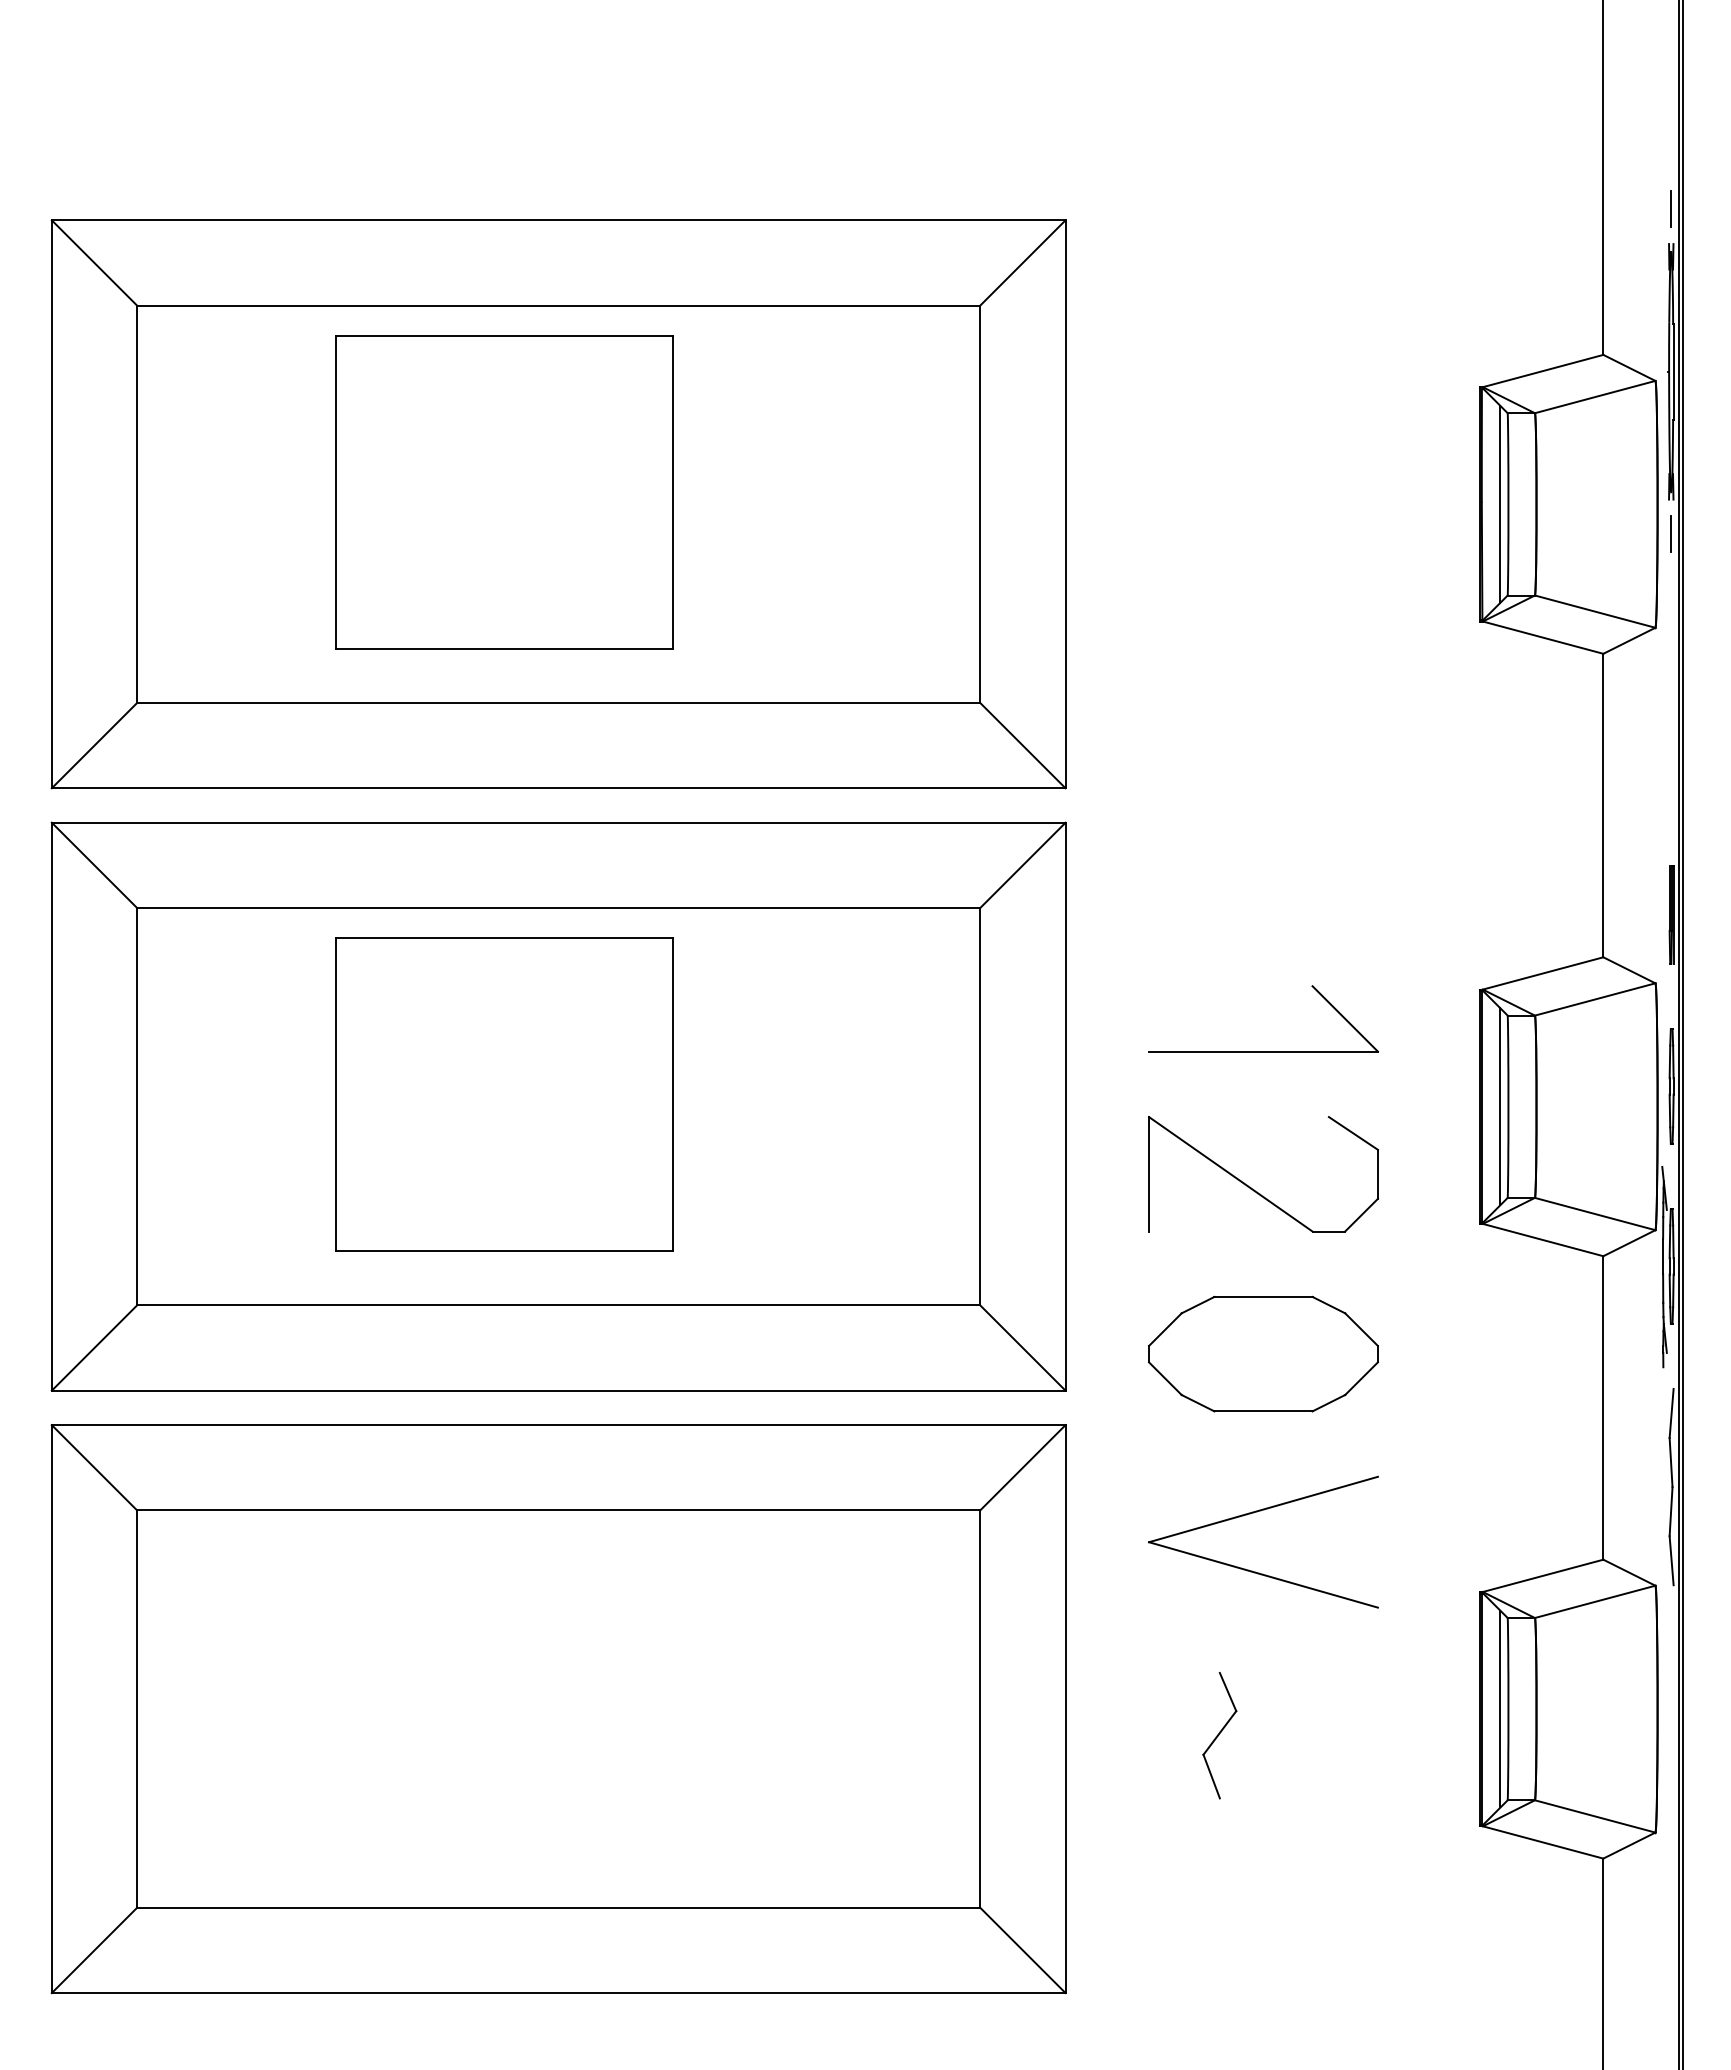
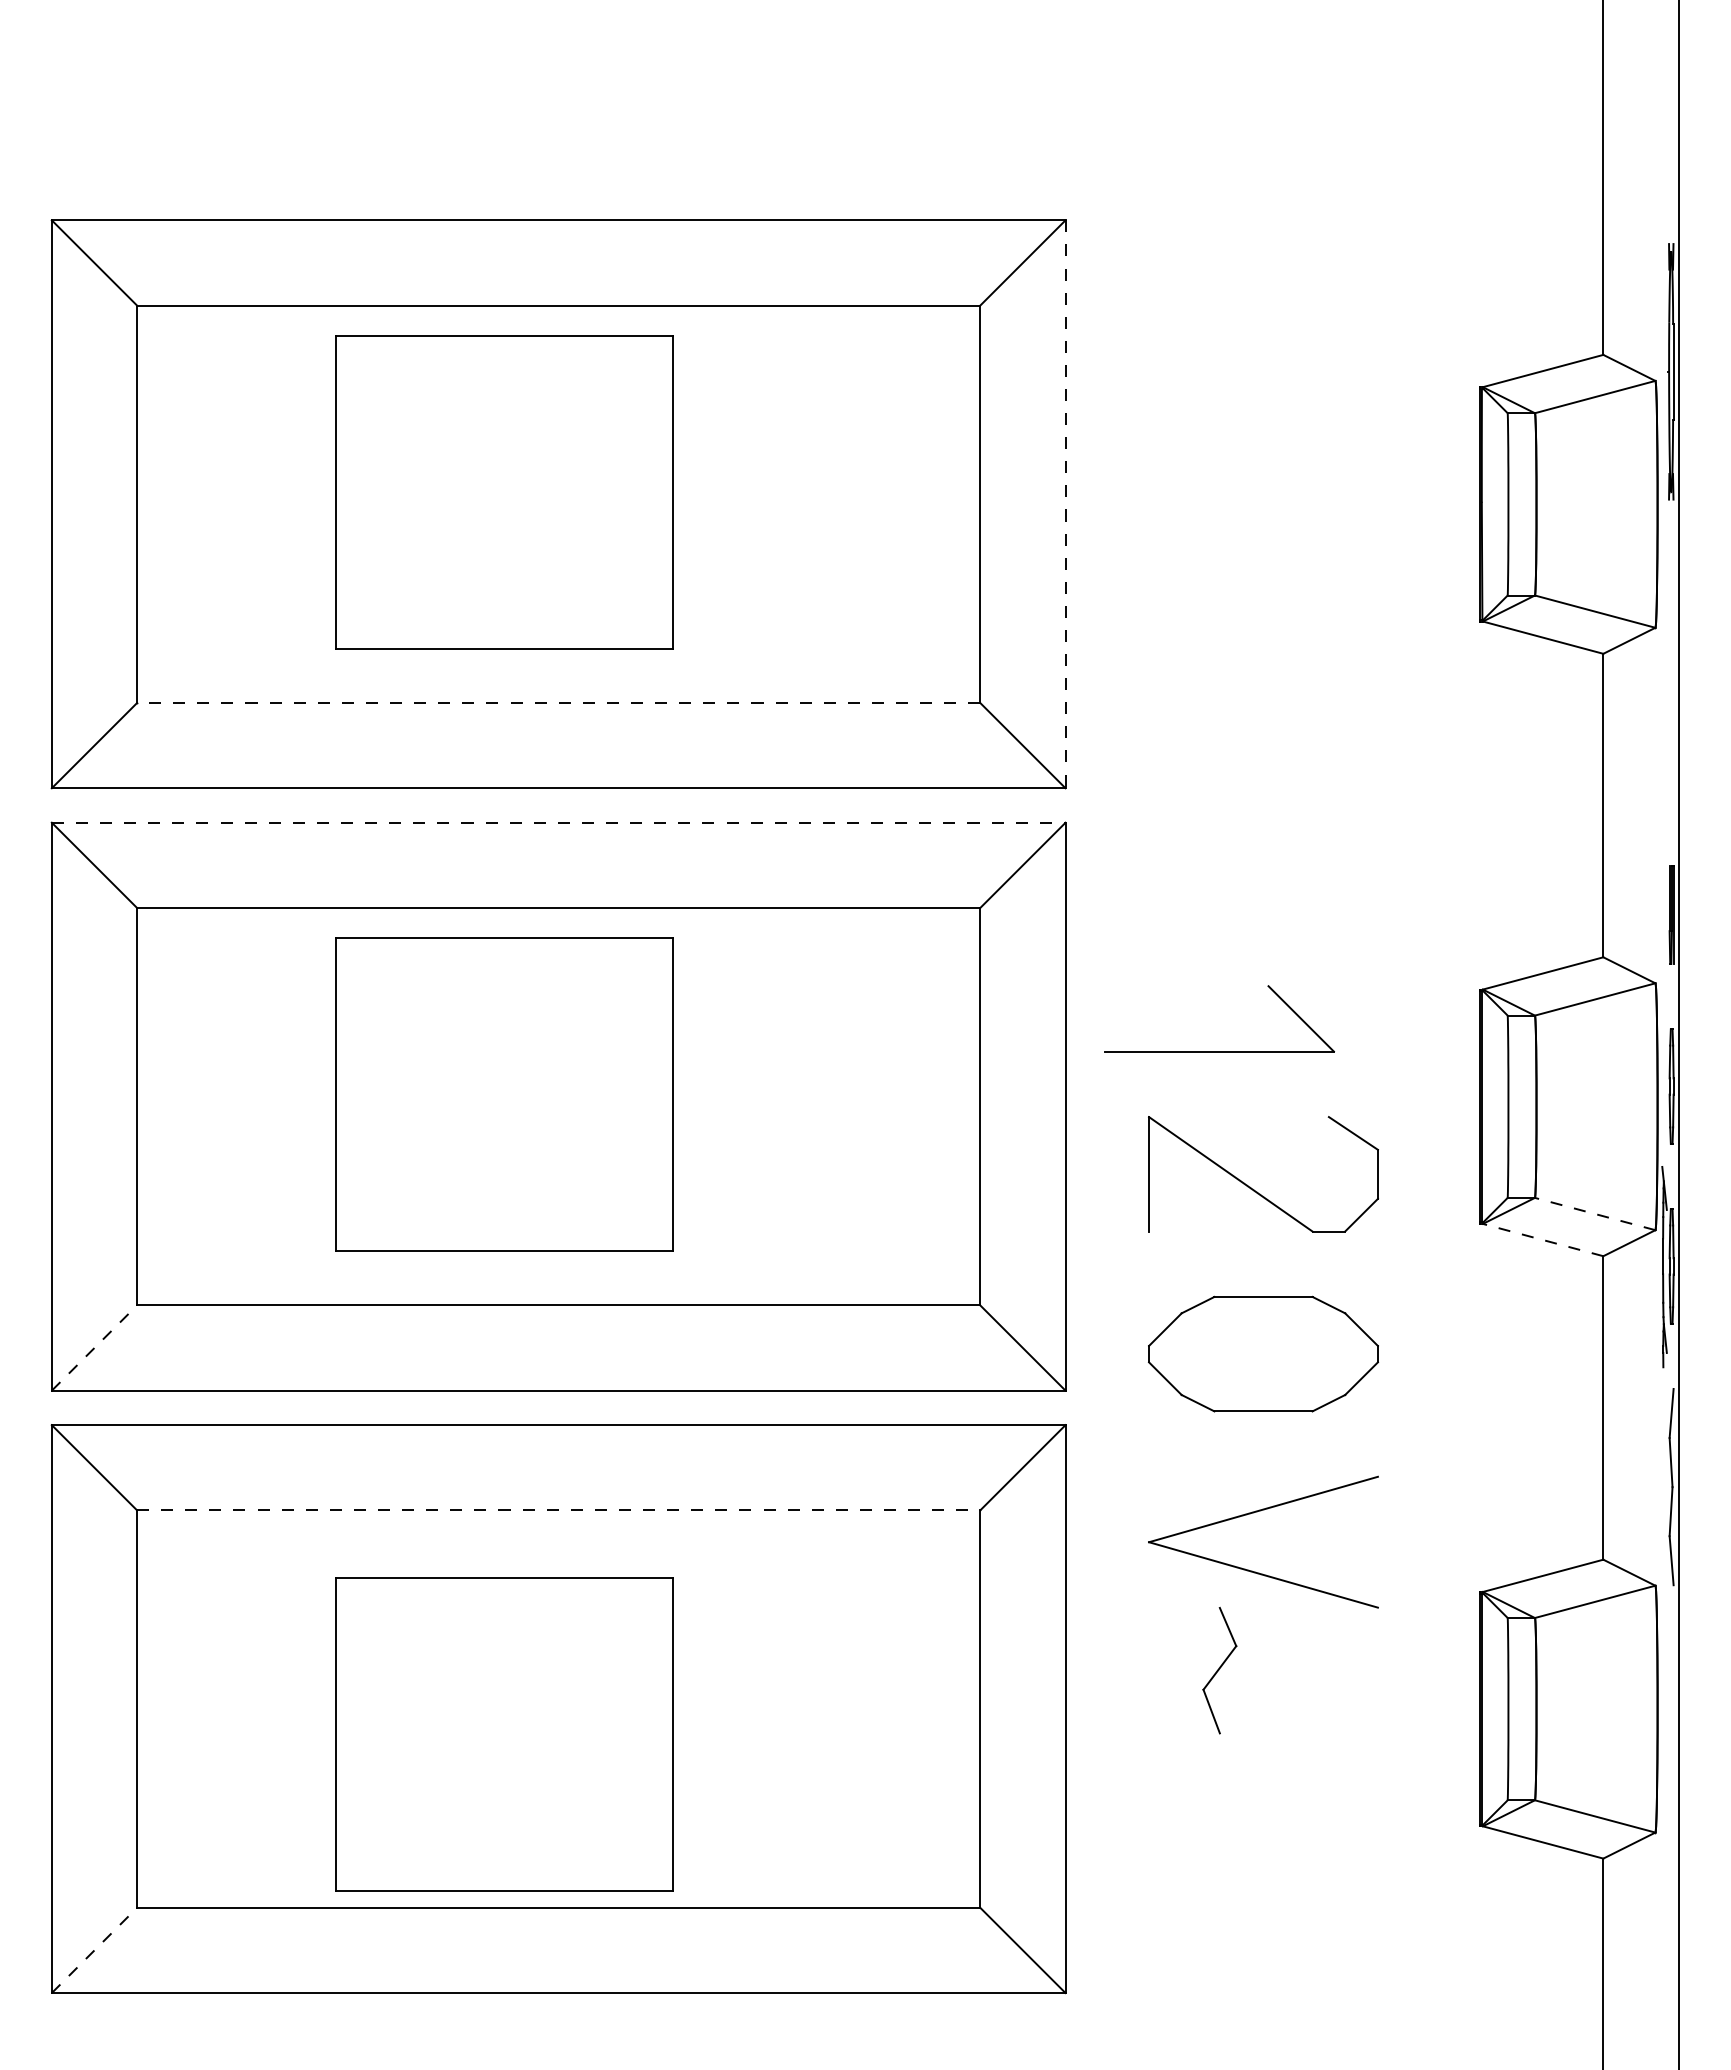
line: present -> none (1671, 209)
line: present -> none (1500, 503)
line: solid -> dashed (1065, 504)
line: present -> none (1671, 534)
line: solid -> dashed (558, 703)
line: solid -> dashed (558, 822)
line: present -> none (1683, 1034)
part position: (1263, 1051) -> (1219, 1051) (1219, 1051)
line: present -> none (1500, 1106)
line: solid -> dashed (1594, 1213)
line: solid -> dashed (1542, 1239)
line: solid -> dashed (94, 1347)
line: solid -> dashed (558, 1510)
line: present -> none (1500, 1708)
part: none -> present (504, 1734)
part position: (1219, 1735) -> (1219, 1670) (1219, 1670)
line: solid -> dashed (94, 1950)
